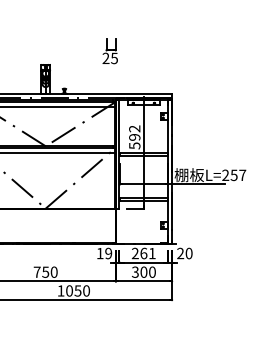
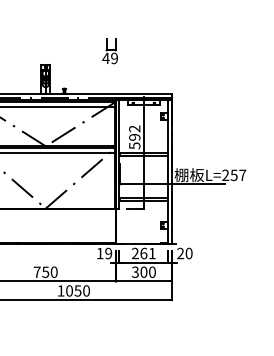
text: 25 -> 49 (109, 57)
